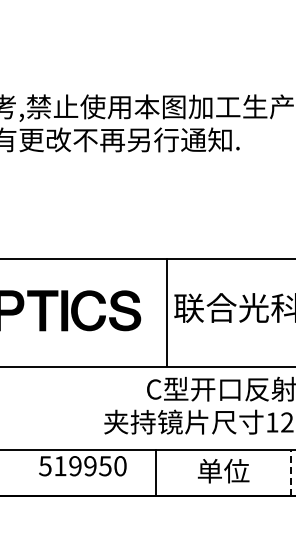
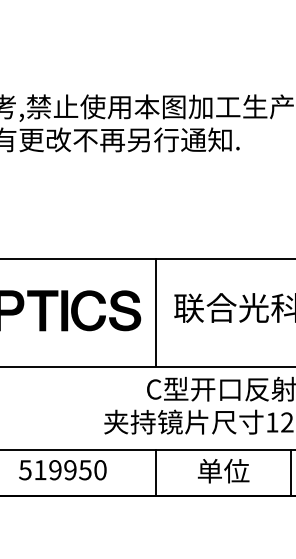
line position: (166, 312) -> (155, 312) (155, 312)
text position: (82, 466) -> (62, 470) (62, 470)
line: dashed -> solid (291, 472)
